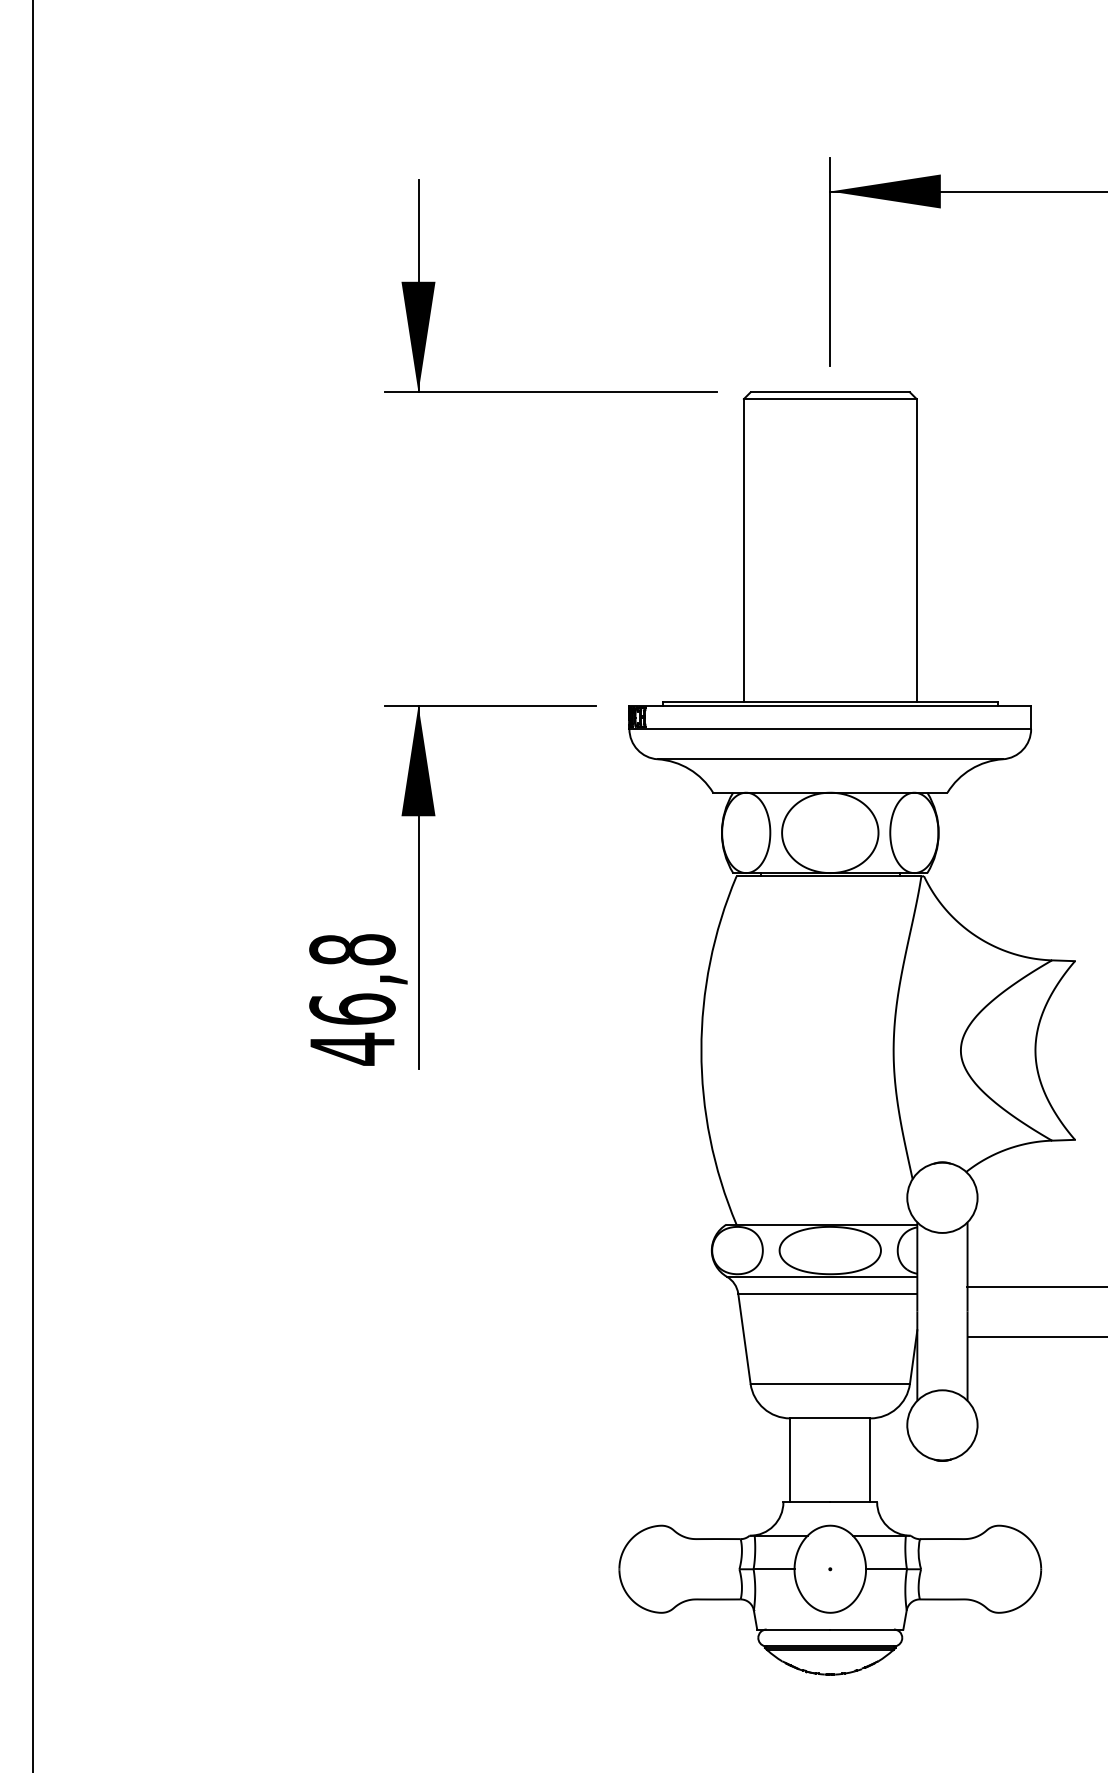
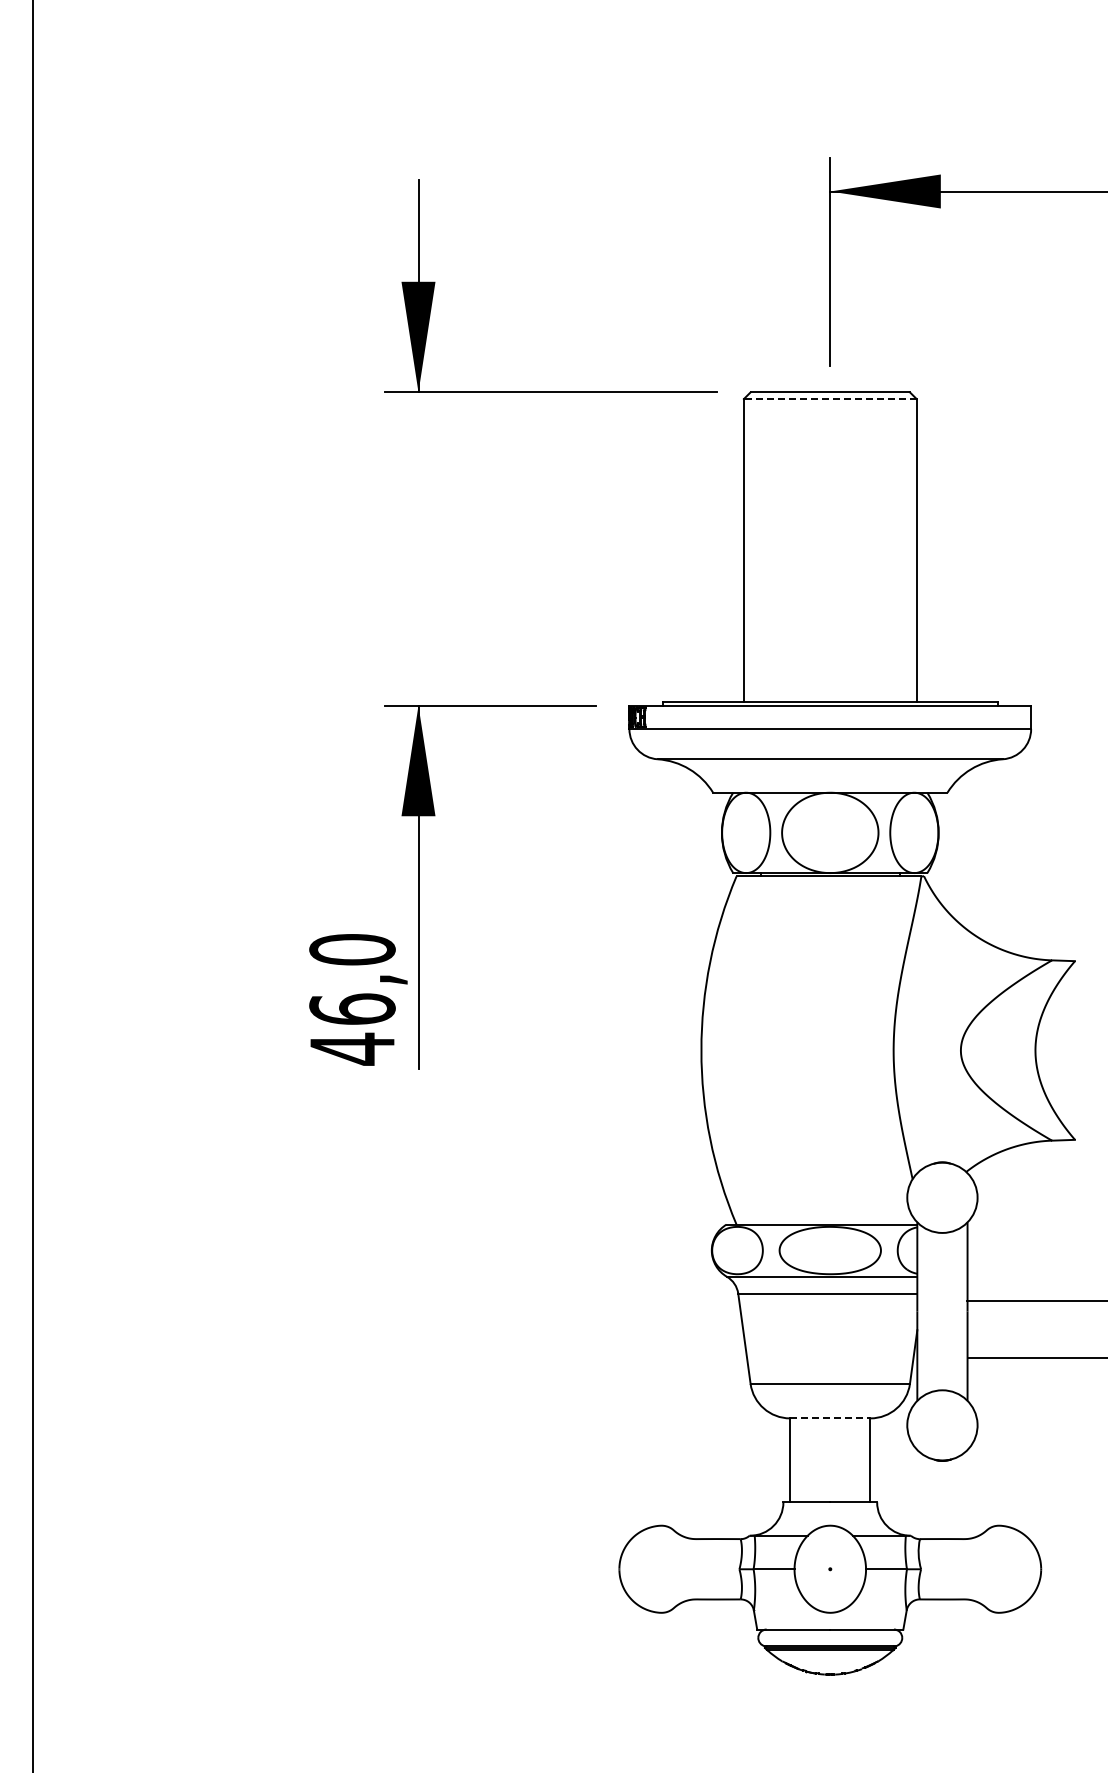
line: solid -> dashed (829, 399)
text: 46,8 -> 46,0 (352, 949)
line position: (1035, 1286) -> (1035, 1300) (1035, 1300)
line position: (1035, 1336) -> (1035, 1357) (1035, 1357)
line: solid -> dashed (830, 1418)
